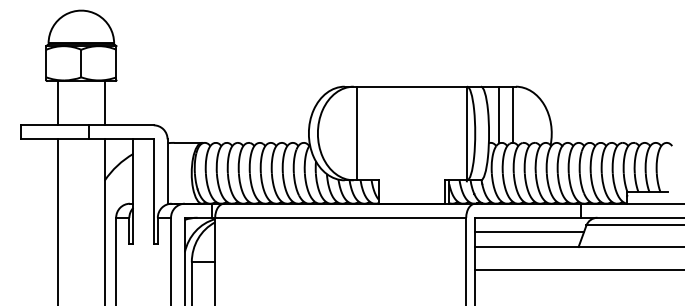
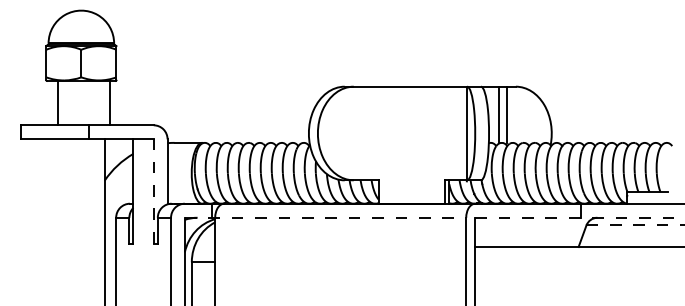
line position: (104, 102) -> (109, 102) (109, 102)
line position: (513, 114) -> (507, 114) (507, 114)
line: present -> none (356, 133)
line: solid -> dashed (153, 190)
line: solid -> dashed (325, 217)
line: solid -> dashed (580, 217)
line: present -> none (57, 220)
line: solid -> dashed (635, 225)
line: present -> none (529, 231)
line: present -> none (578, 270)
